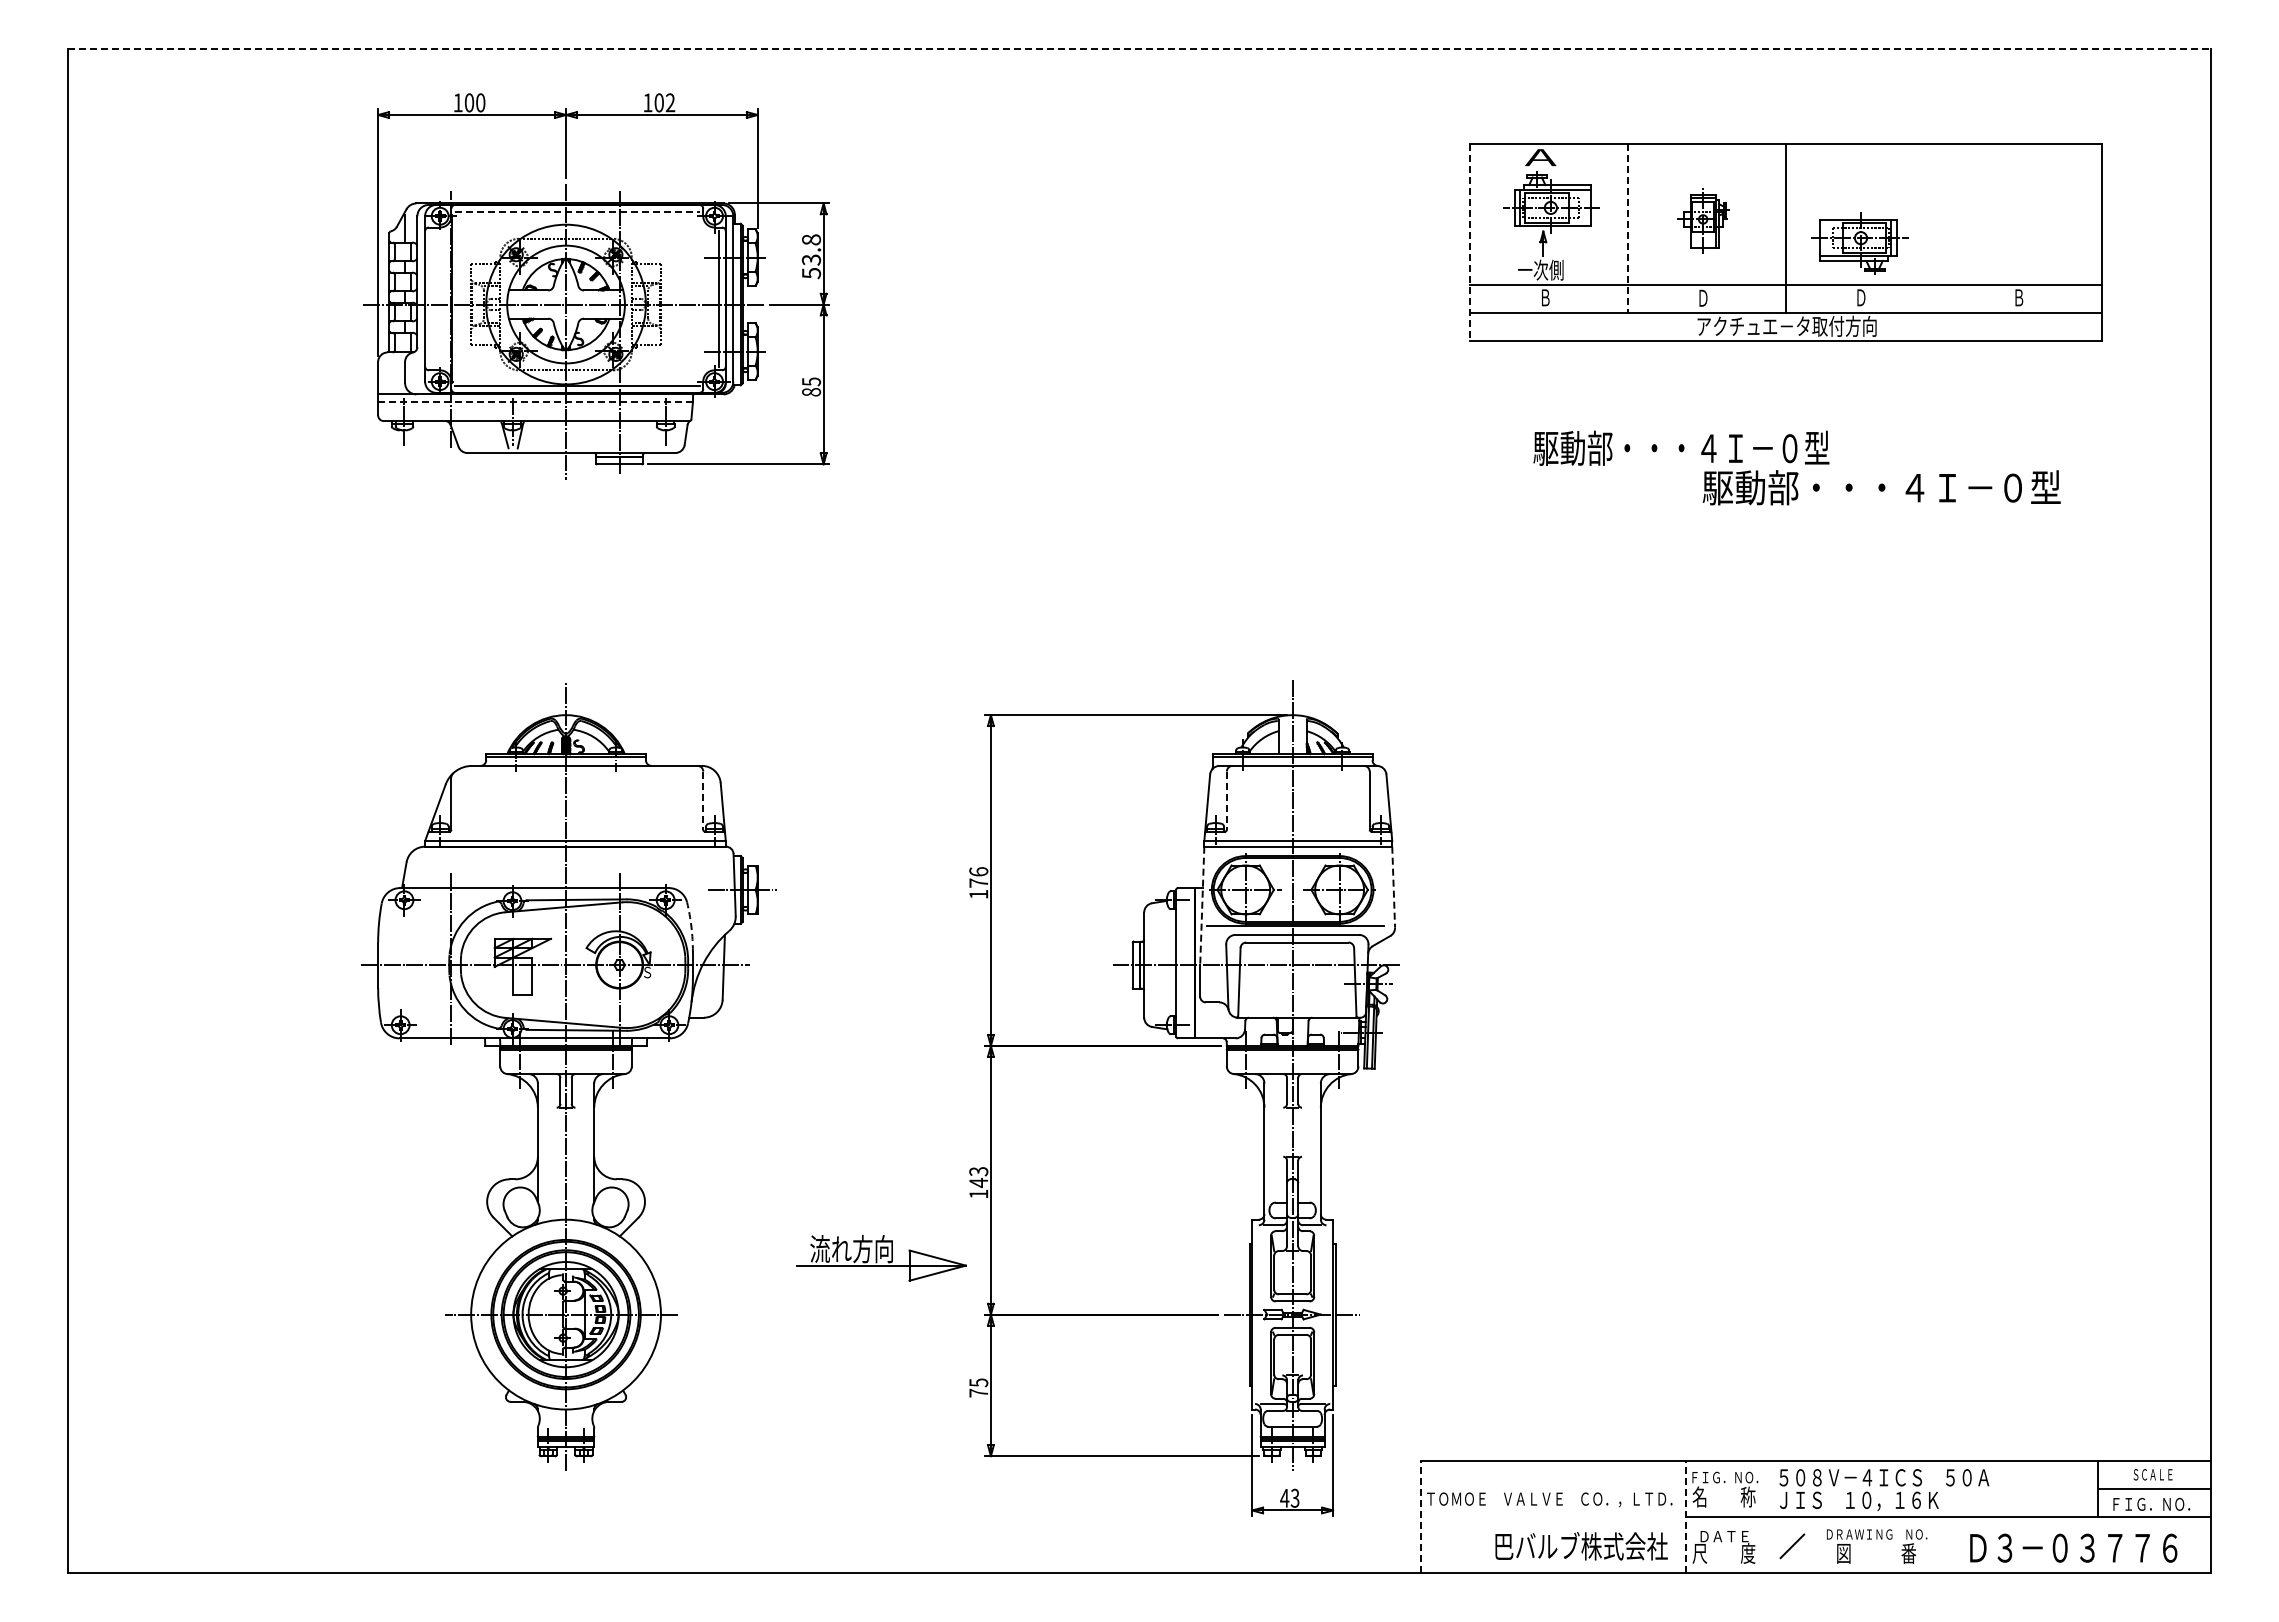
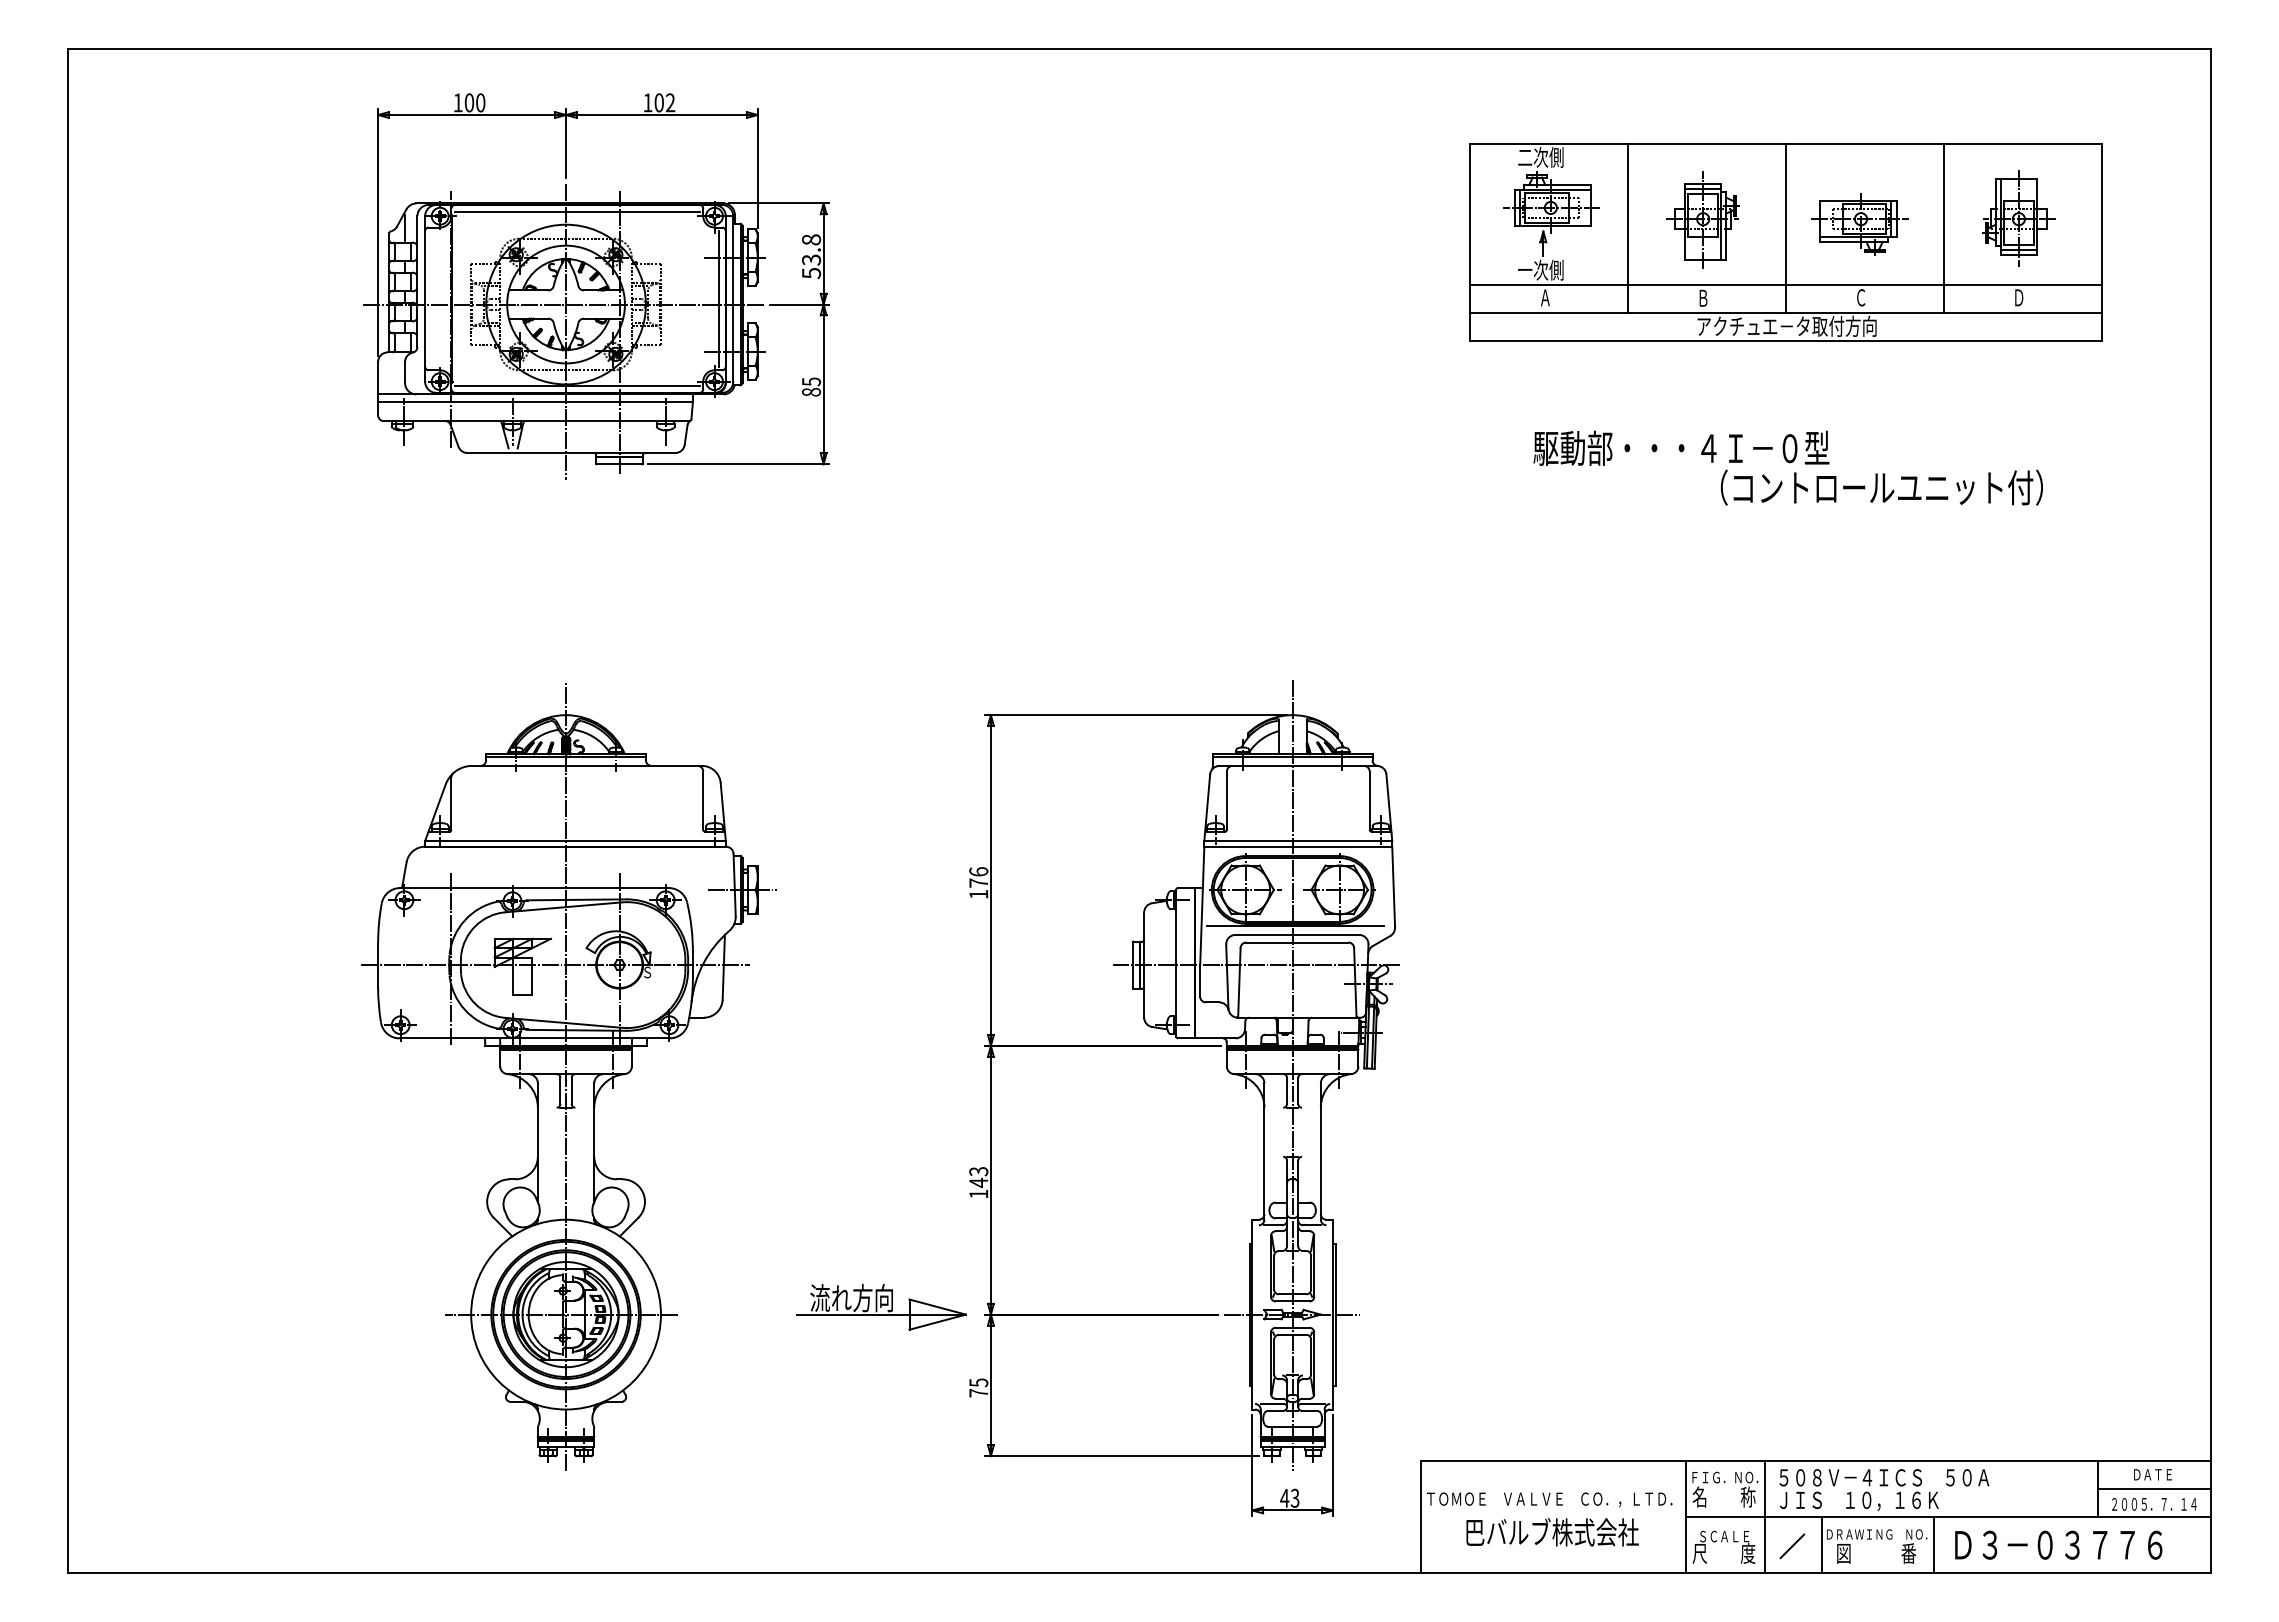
line: dashed -> solid (1139, 48)
text: Ａ -> 二次側 (1540, 157)
line: dashed -> solid (577, 211)
part: none -> present (2018, 218)
part size: 53x66 px -> 74x98 px (1702, 219)
line: none -> present (1943, 227)
line: dashed -> solid (1628, 228)
line: dashed -> solid (1470, 242)
part position: (1859, 243) -> (1859, 224) (1859, 224)
text: Ｂ -> Ａ (1545, 297)
text: Ｄ -> Ｂ (1703, 297)
text: Ｄ -> Ｃ (1861, 297)
text: Ｂ -> Ｄ (2019, 297)
line: dashed -> solid (536, 402)
text: 駆動部・・・４Ｉ－０型 -> （コントロールユニット付） (1881, 487)
line: dashed -> solid (703, 801)
line: dashed -> solid (1226, 801)
line: dashed -> solid (1393, 887)
line: dashed -> solid (1202, 906)
arc: dashed -> solid (691, 927)
part position: (881, 1257) -> (881, 1306) (881, 1306)
text: ＳＣＡＬＥ -> ＤＡＴＥ (2152, 1474)
text: ＦＩＧ．ＮＯ． -> ２００５．７．１４ (2154, 1503)
line: dashed -> solid (1421, 1516)
line: dashed -> solid (1686, 1516)
line: none -> present (1765, 1516)
text: ＤＡＴＥ -> ＳＣＡＬＥ (1724, 1536)
line: none -> present (1821, 1545)
line: none -> present (1934, 1545)
text position: (1581, 1546) -> (1552, 1532) (1552, 1532)
text position: (2073, 1547) -> (2058, 1544) (2058, 1544)
